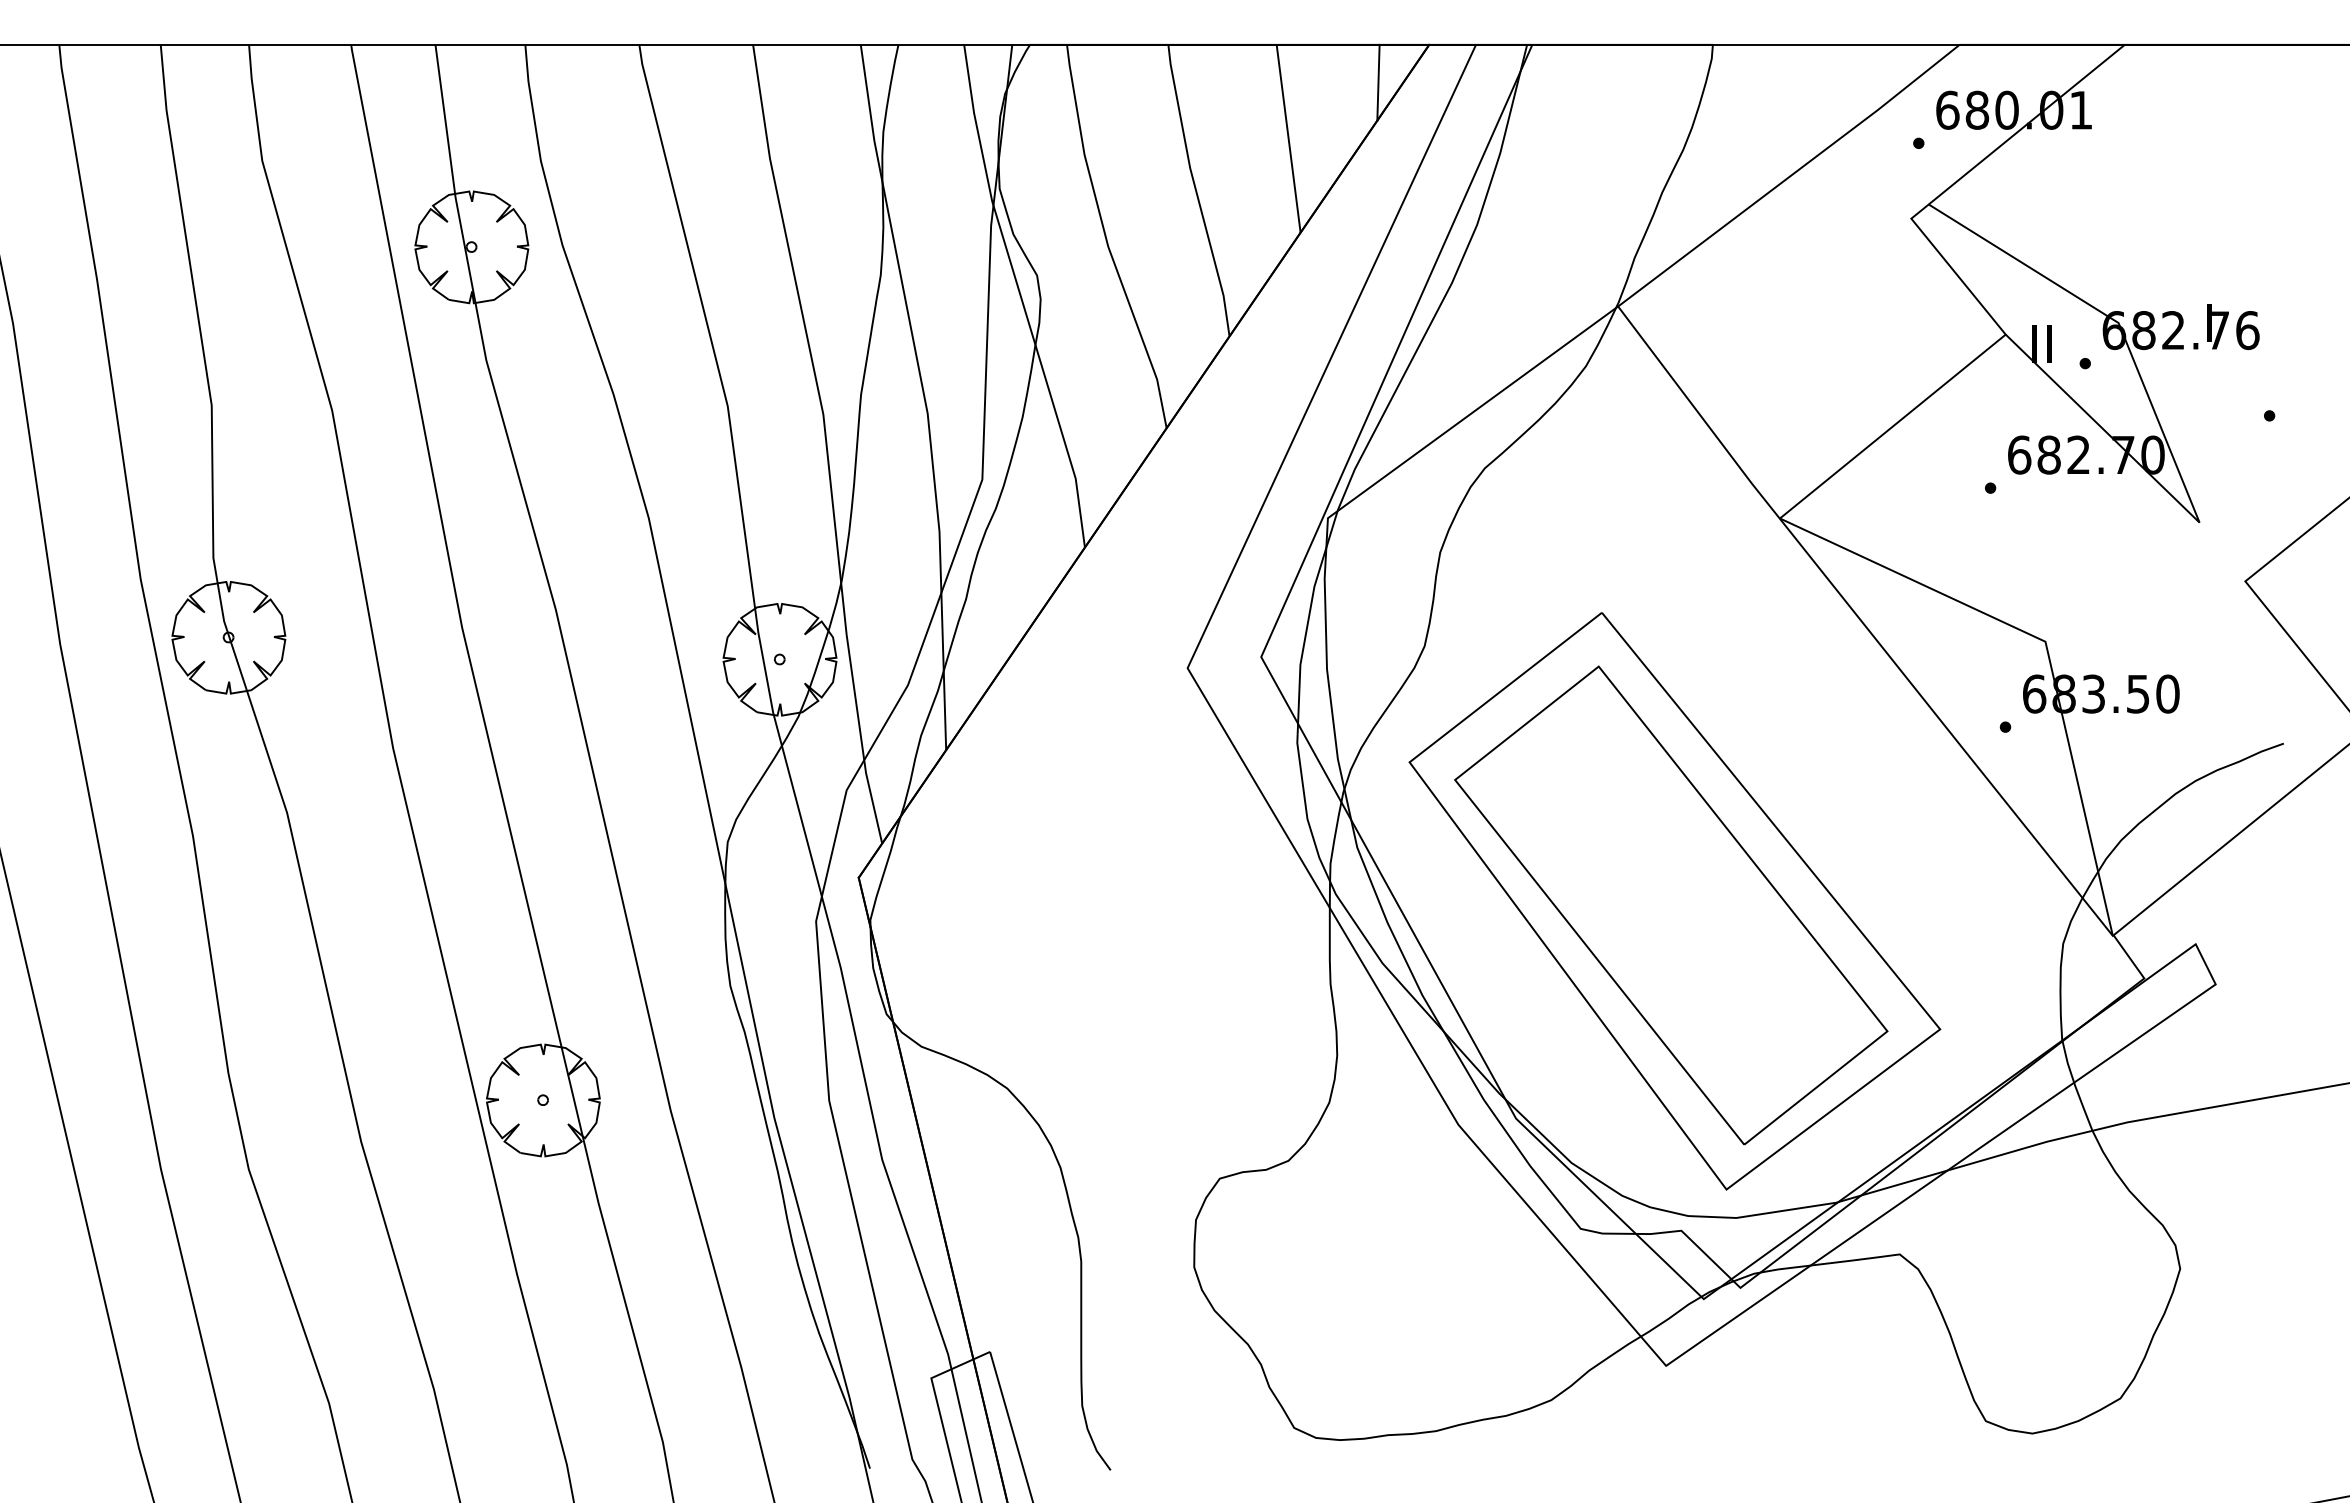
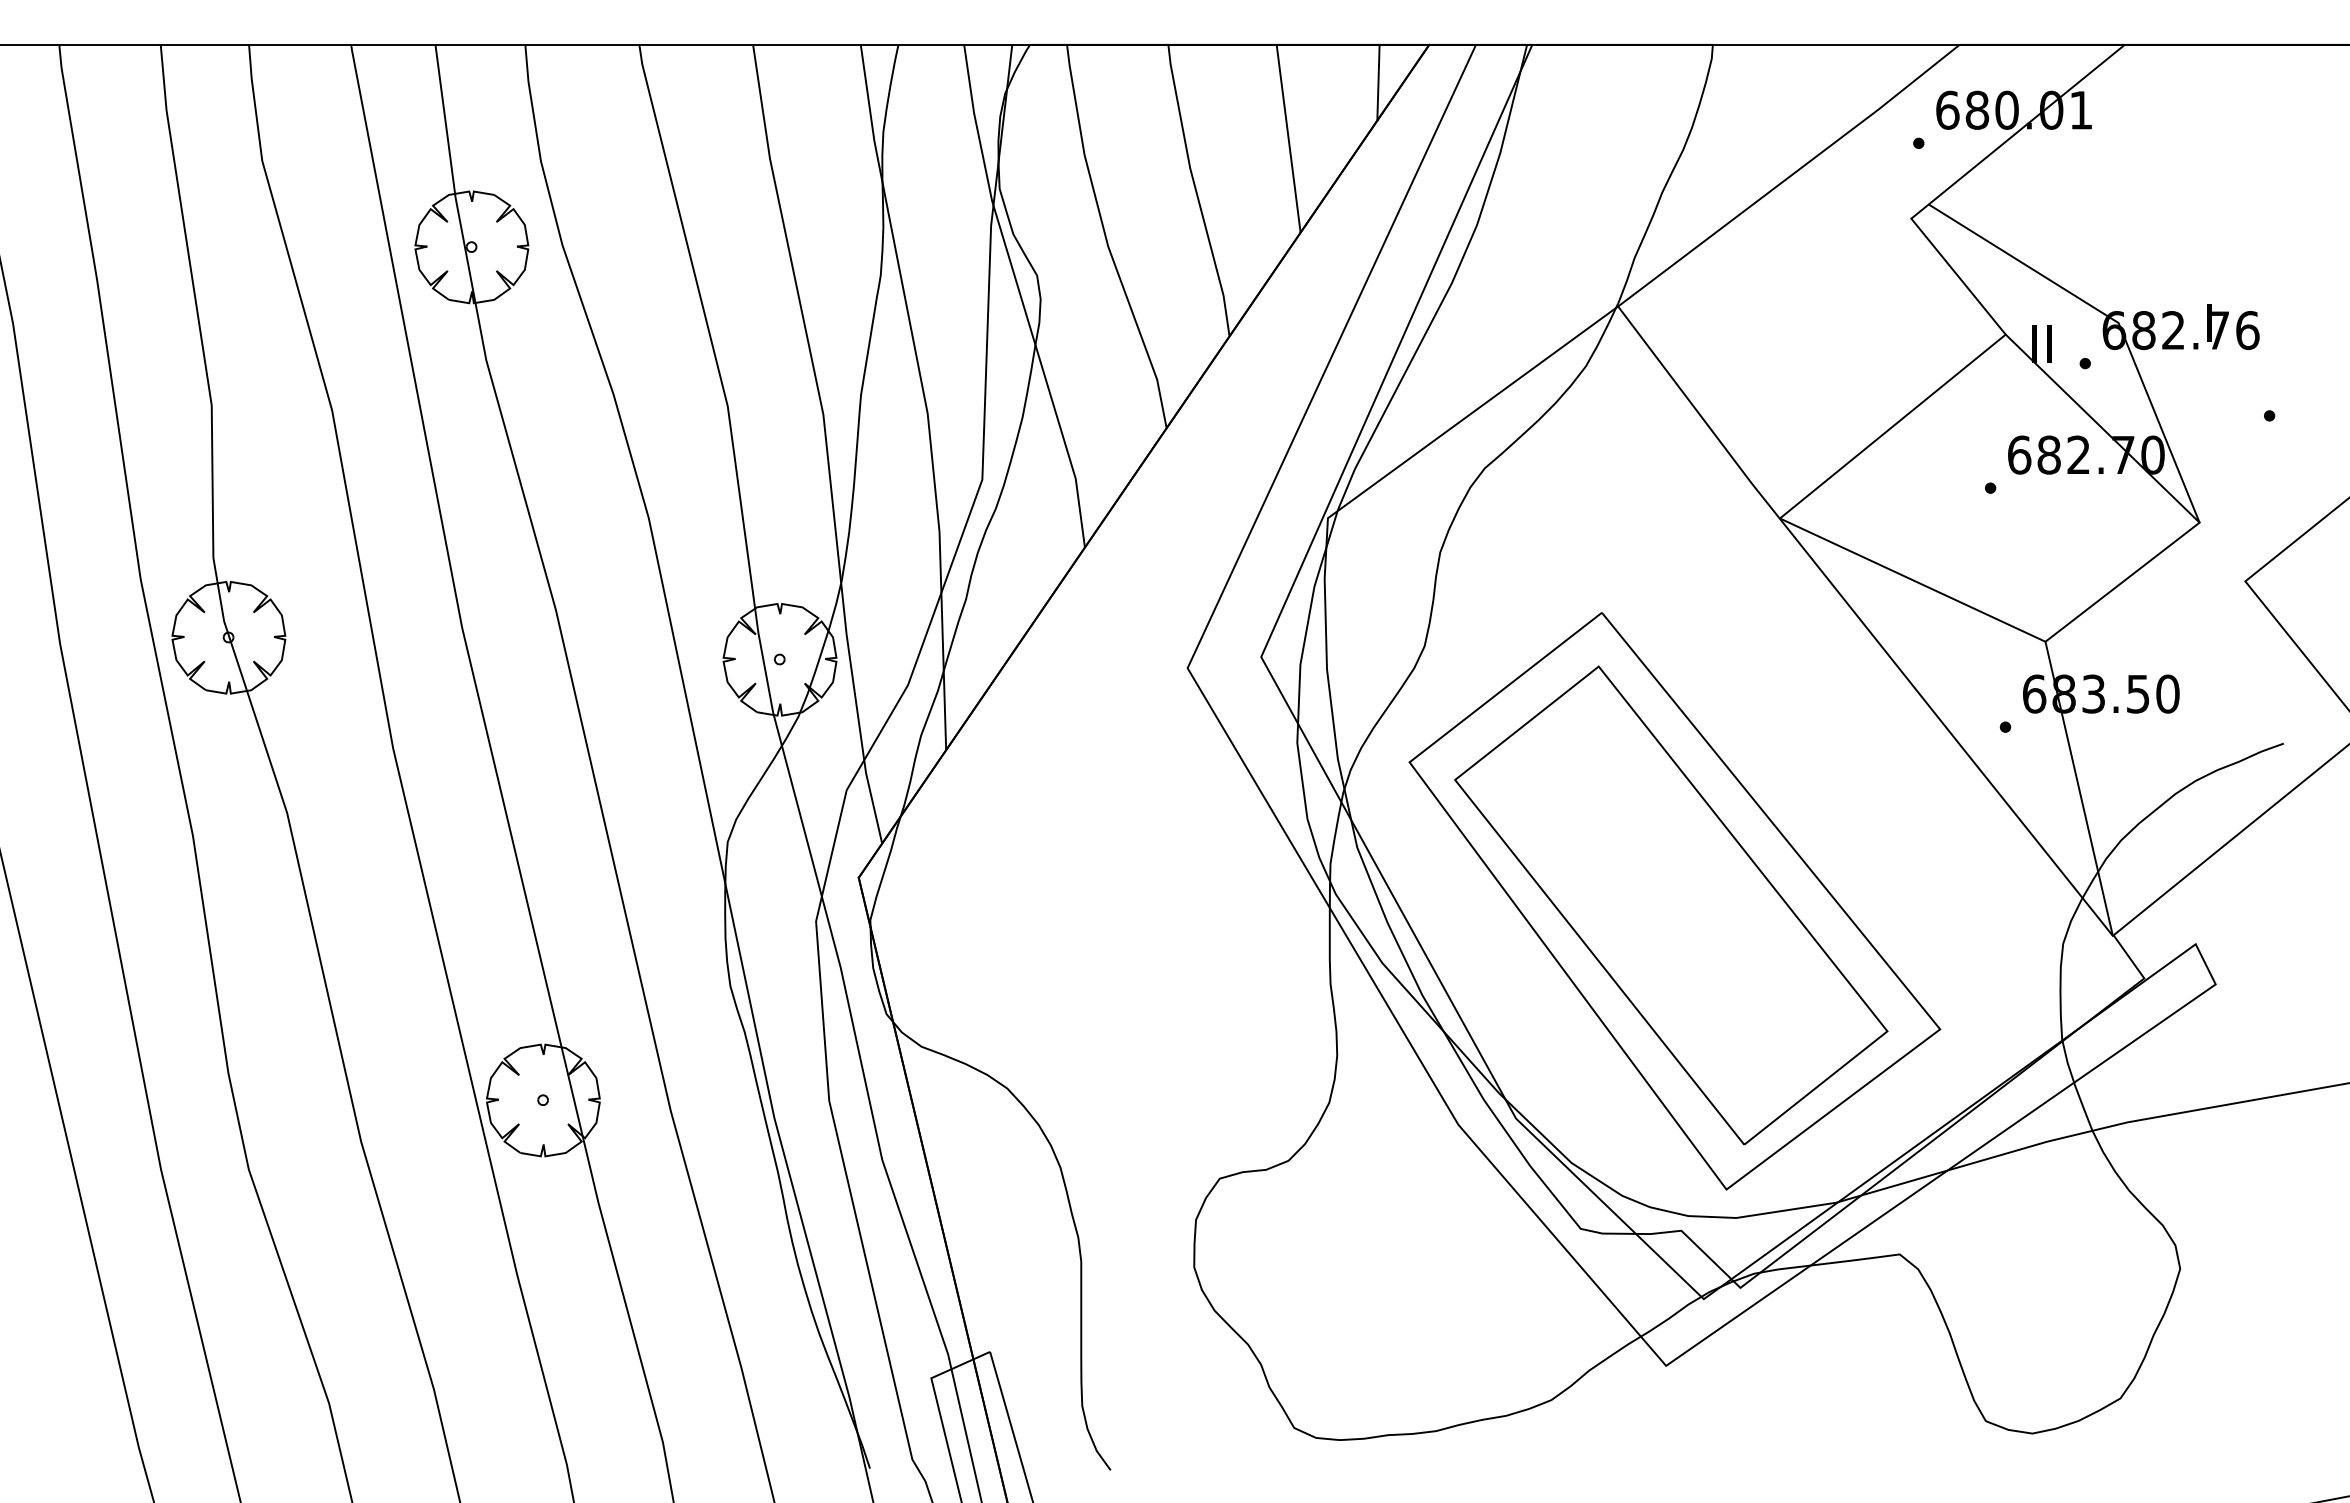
line: none -> present (2122, 581)
